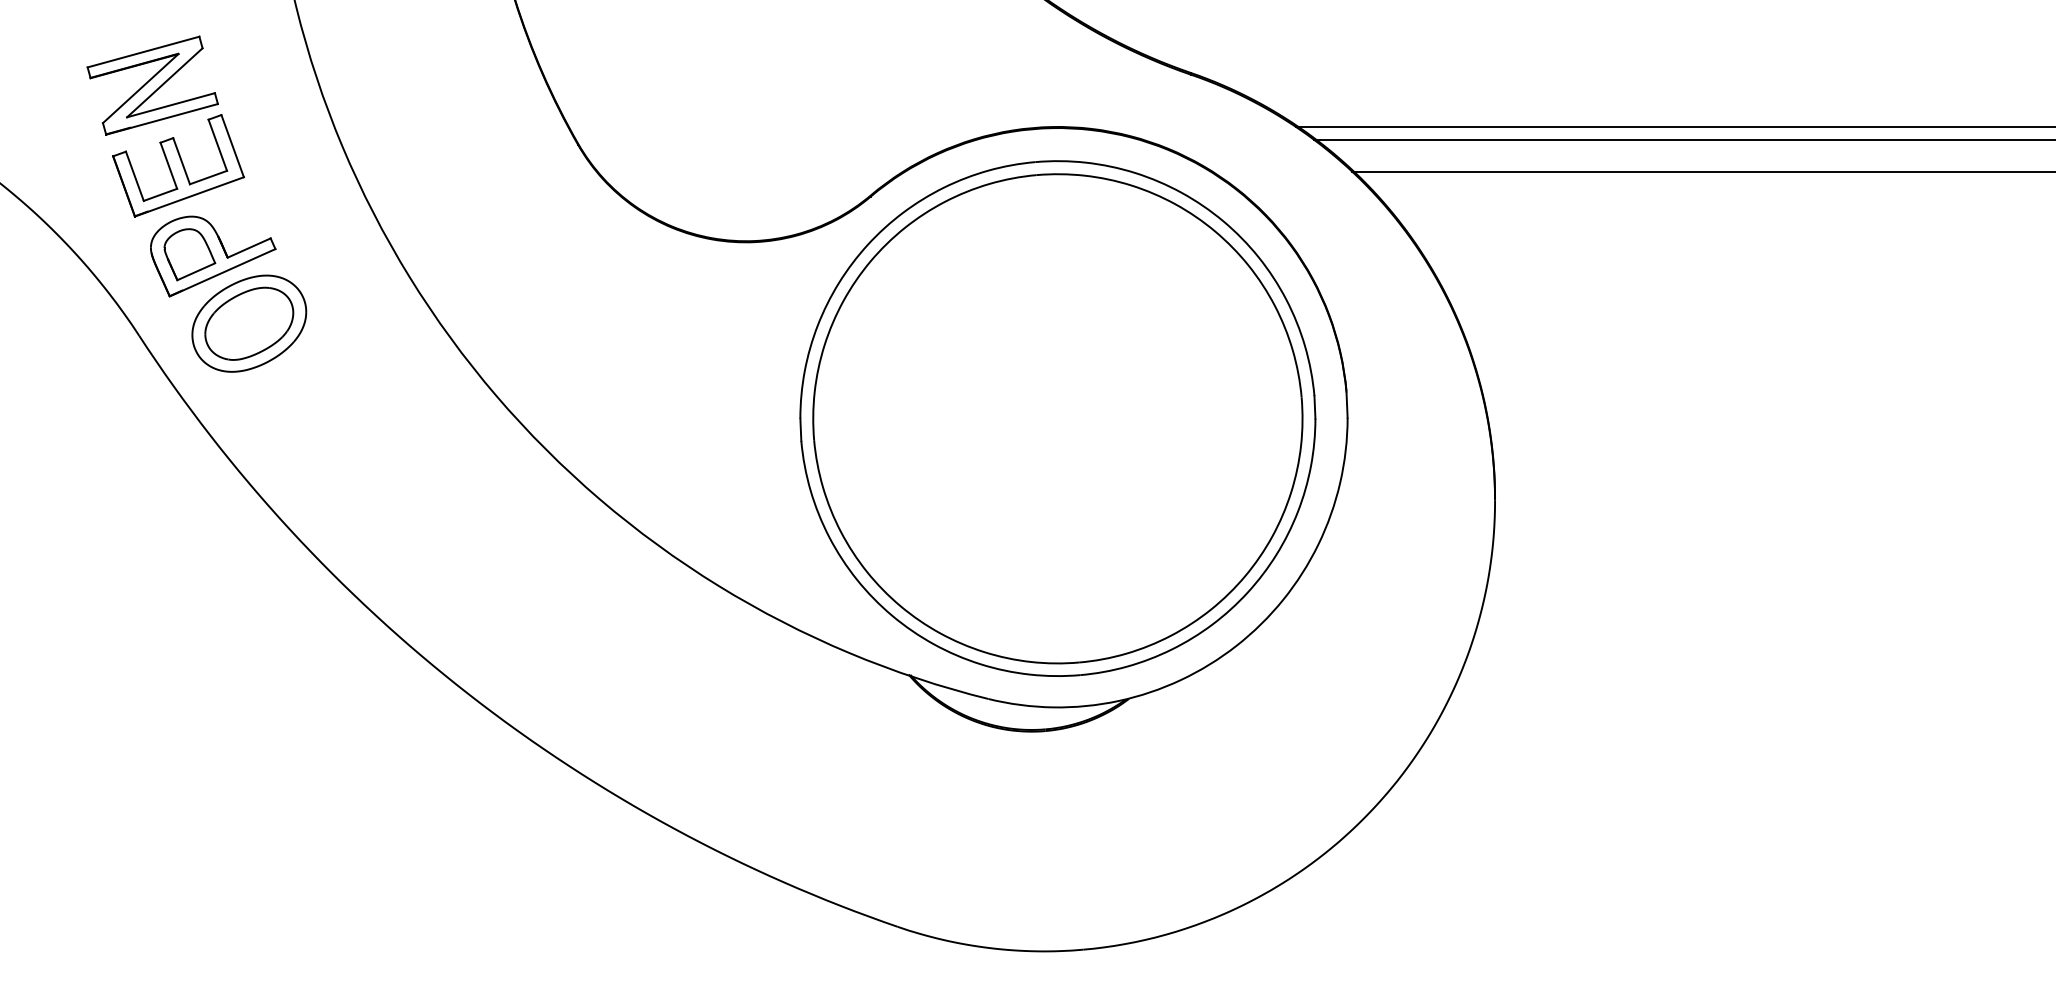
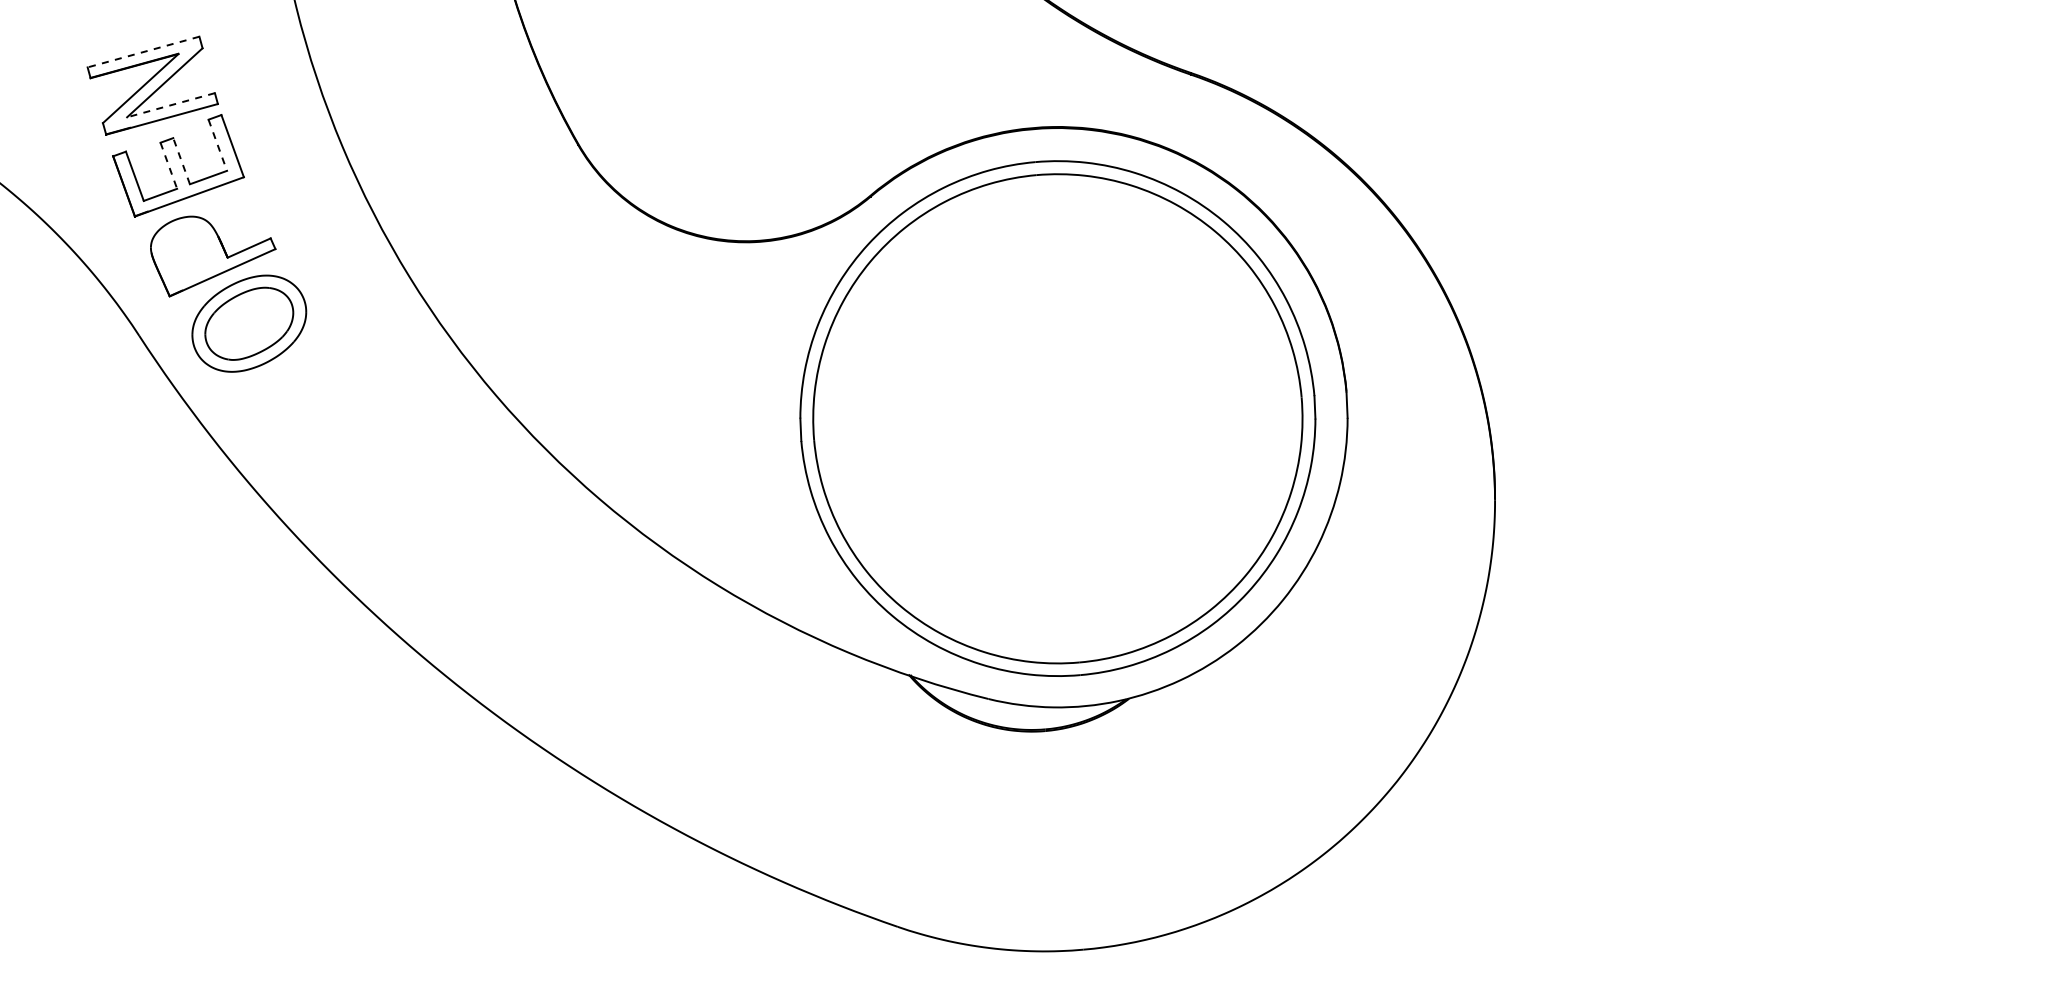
line: solid -> dashed (143, 52)
line: solid -> dashed (171, 105)
line: present -> none (1673, 127)
line: present -> none (1682, 139)
line: solid -> dashed (217, 145)
line: solid -> dashed (181, 161)
line: solid -> dashed (169, 166)
line: present -> none (1701, 172)
part: present -> none (189, 254)
